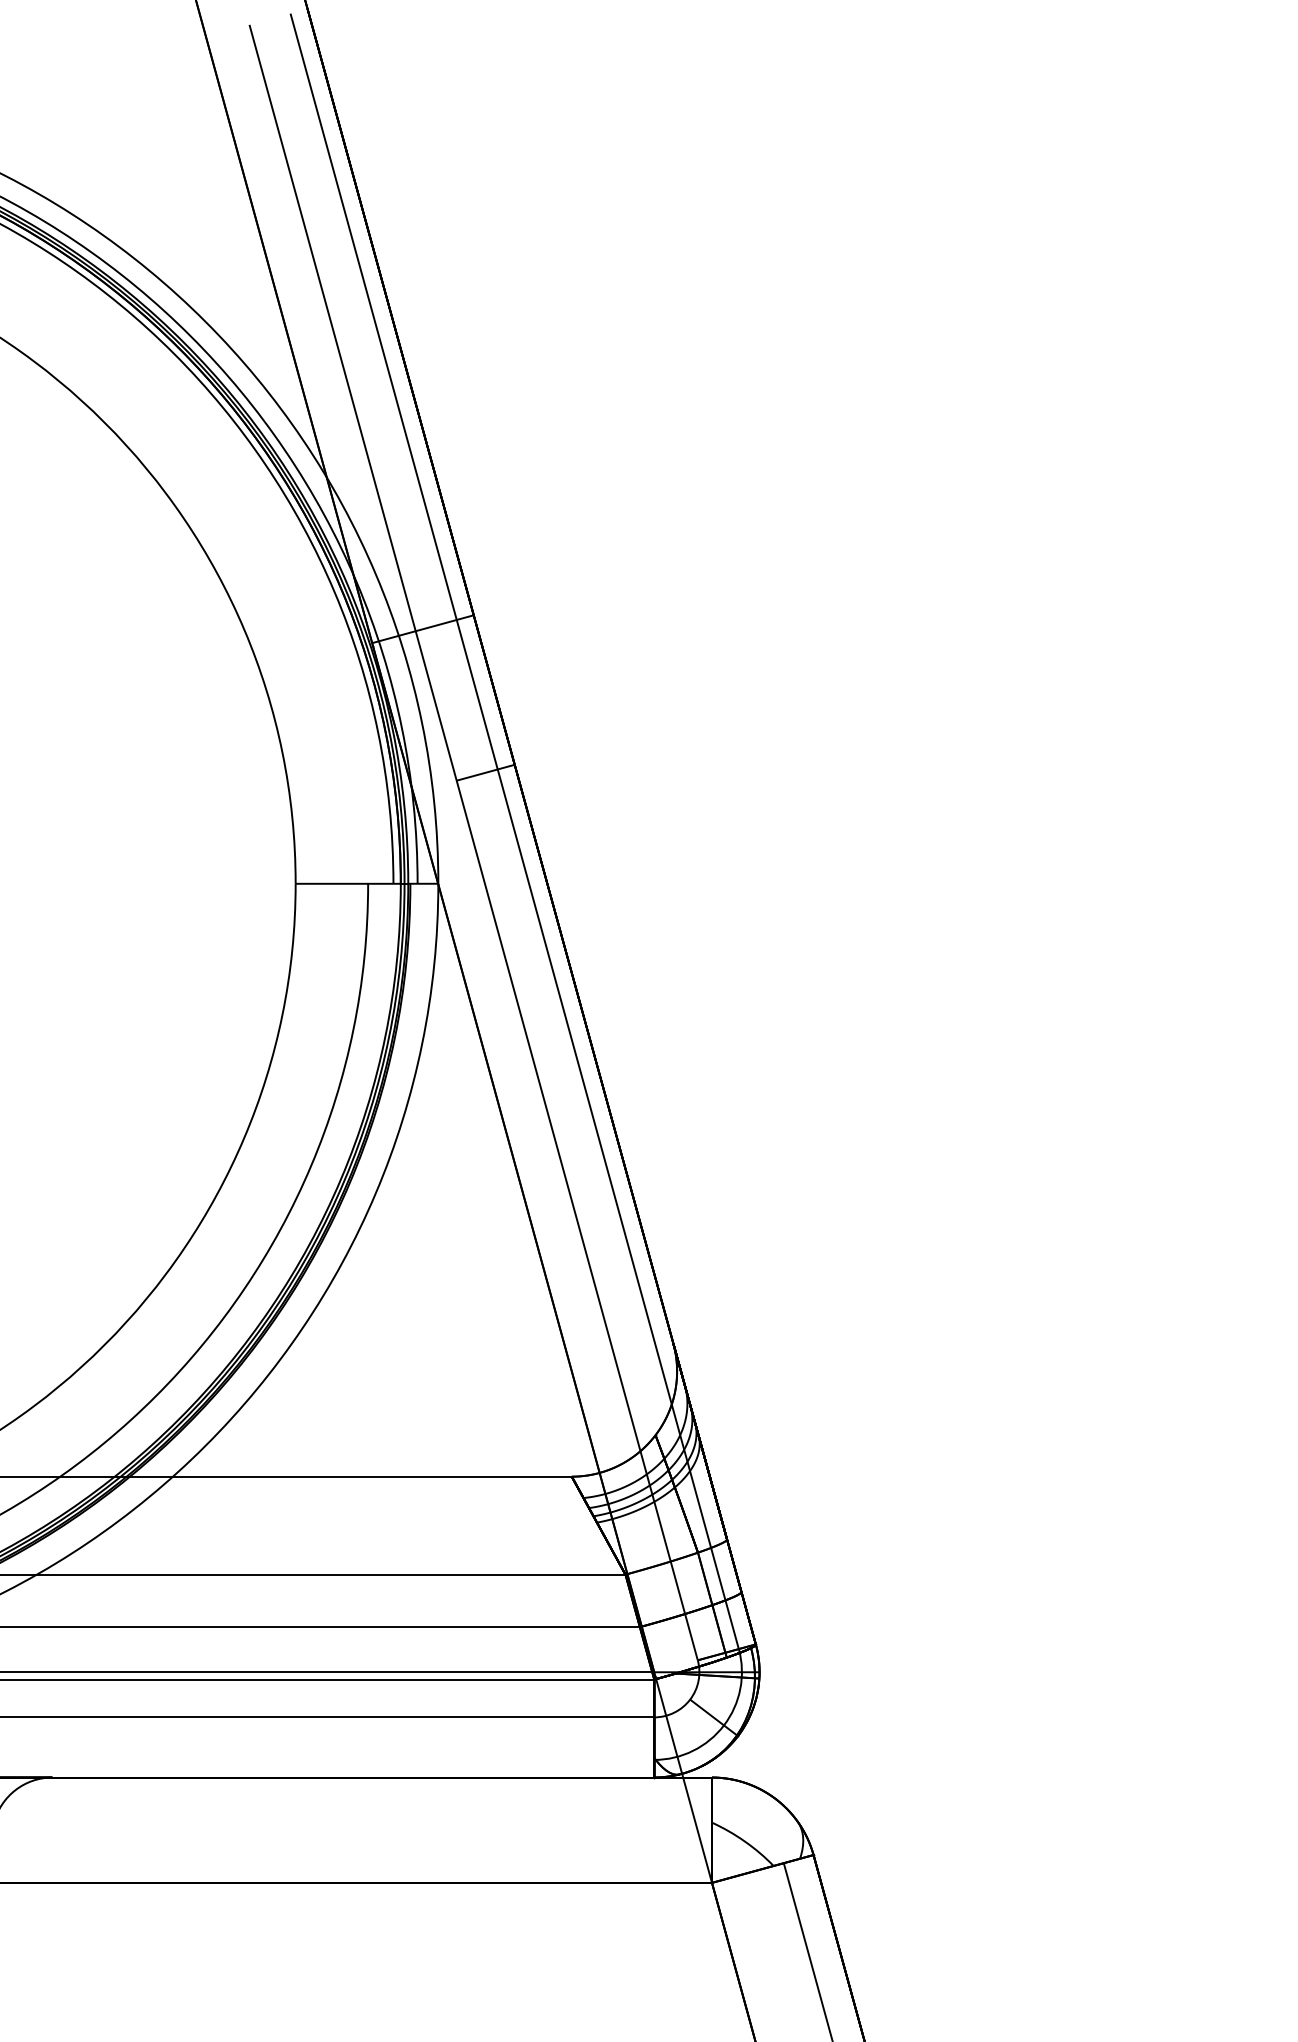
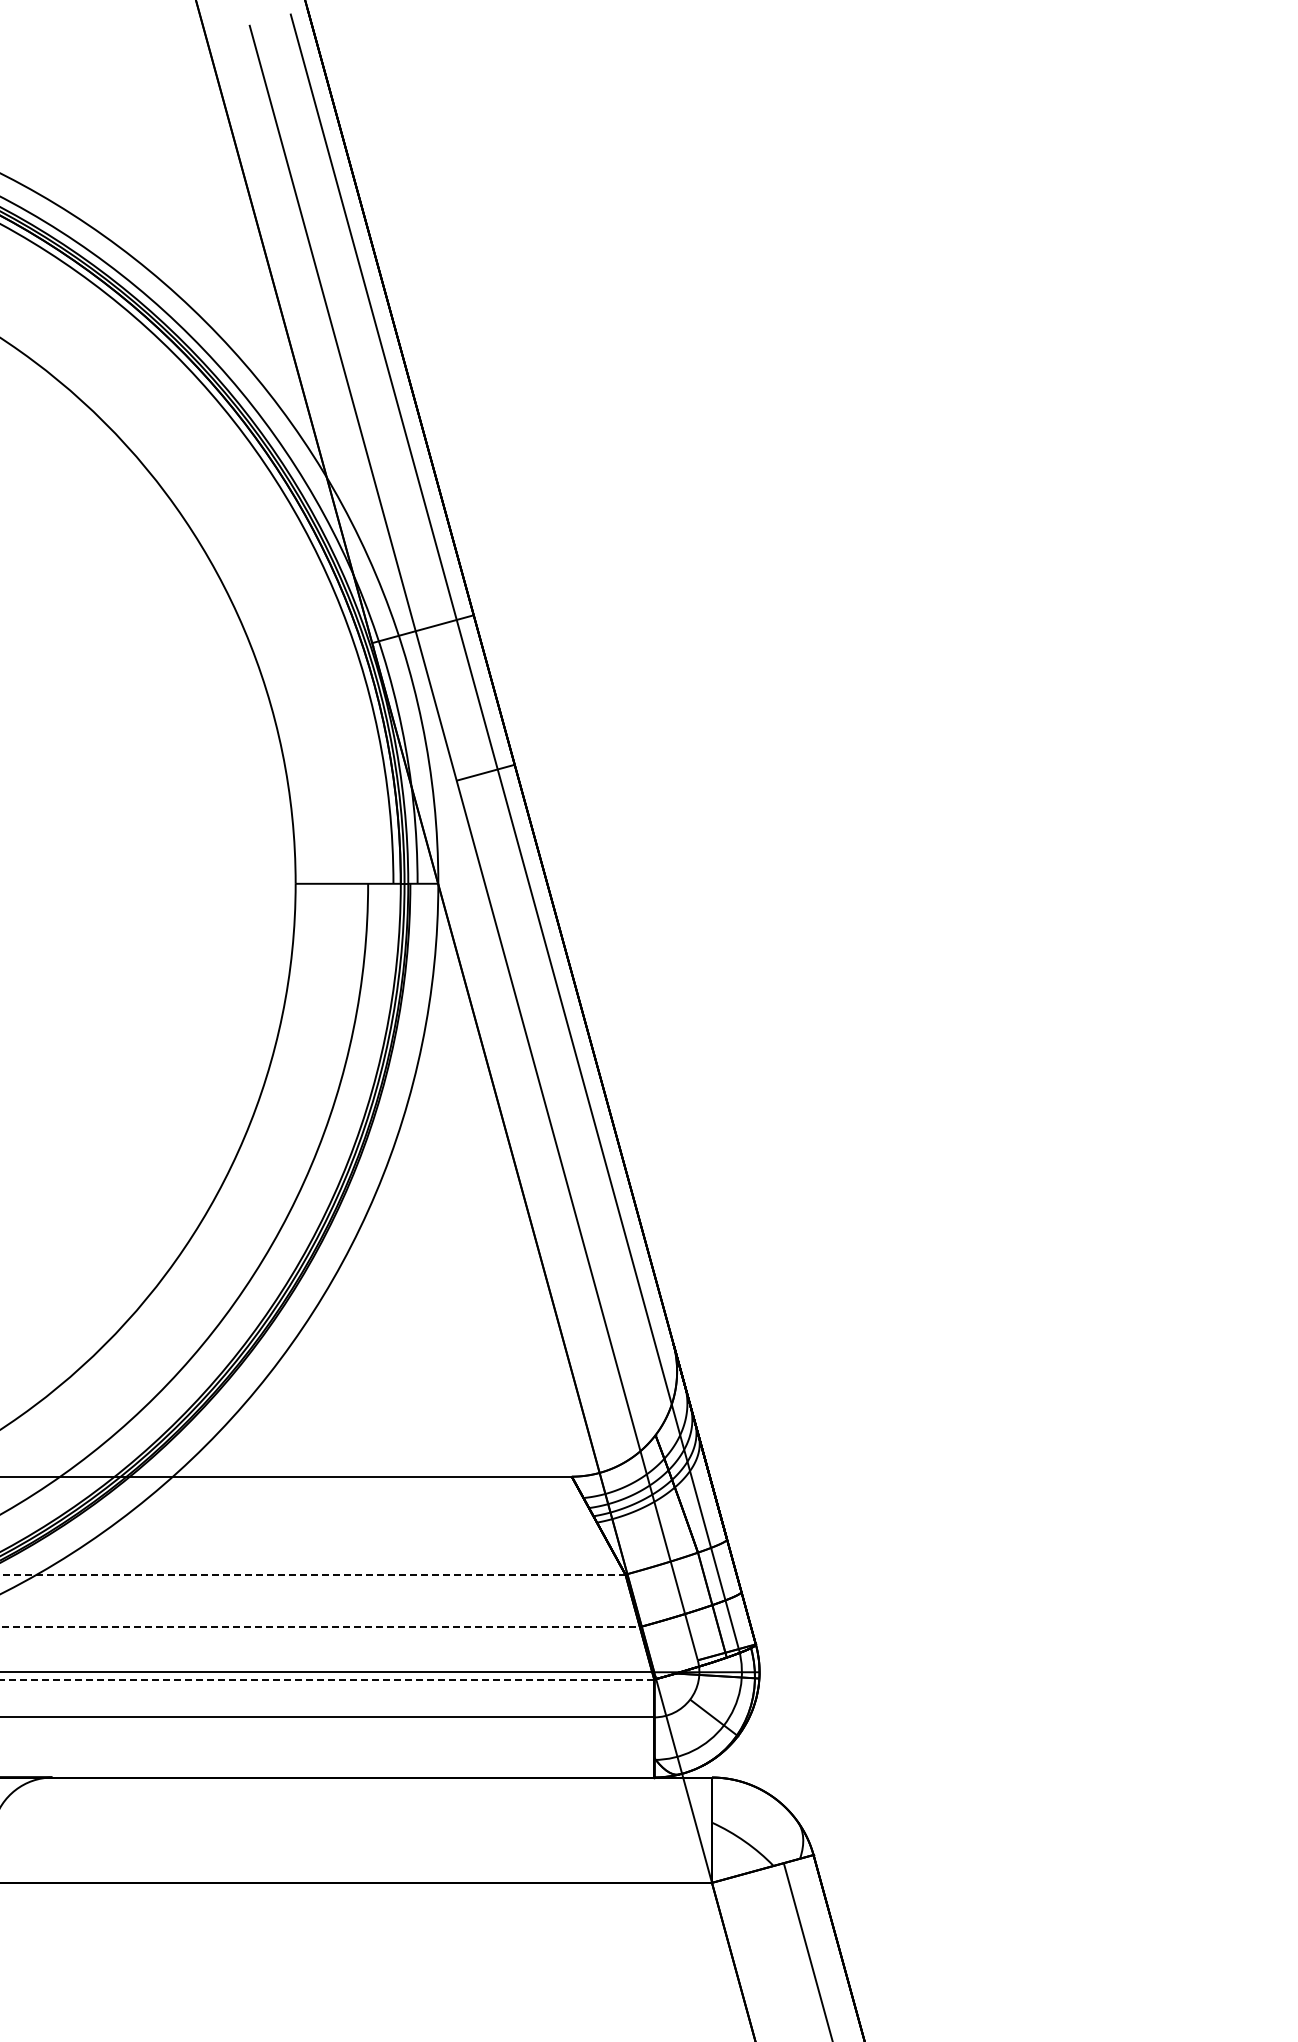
line: solid -> dashed (312, 1574)
line: solid -> dashed (320, 1627)
line: solid -> dashed (327, 1679)
